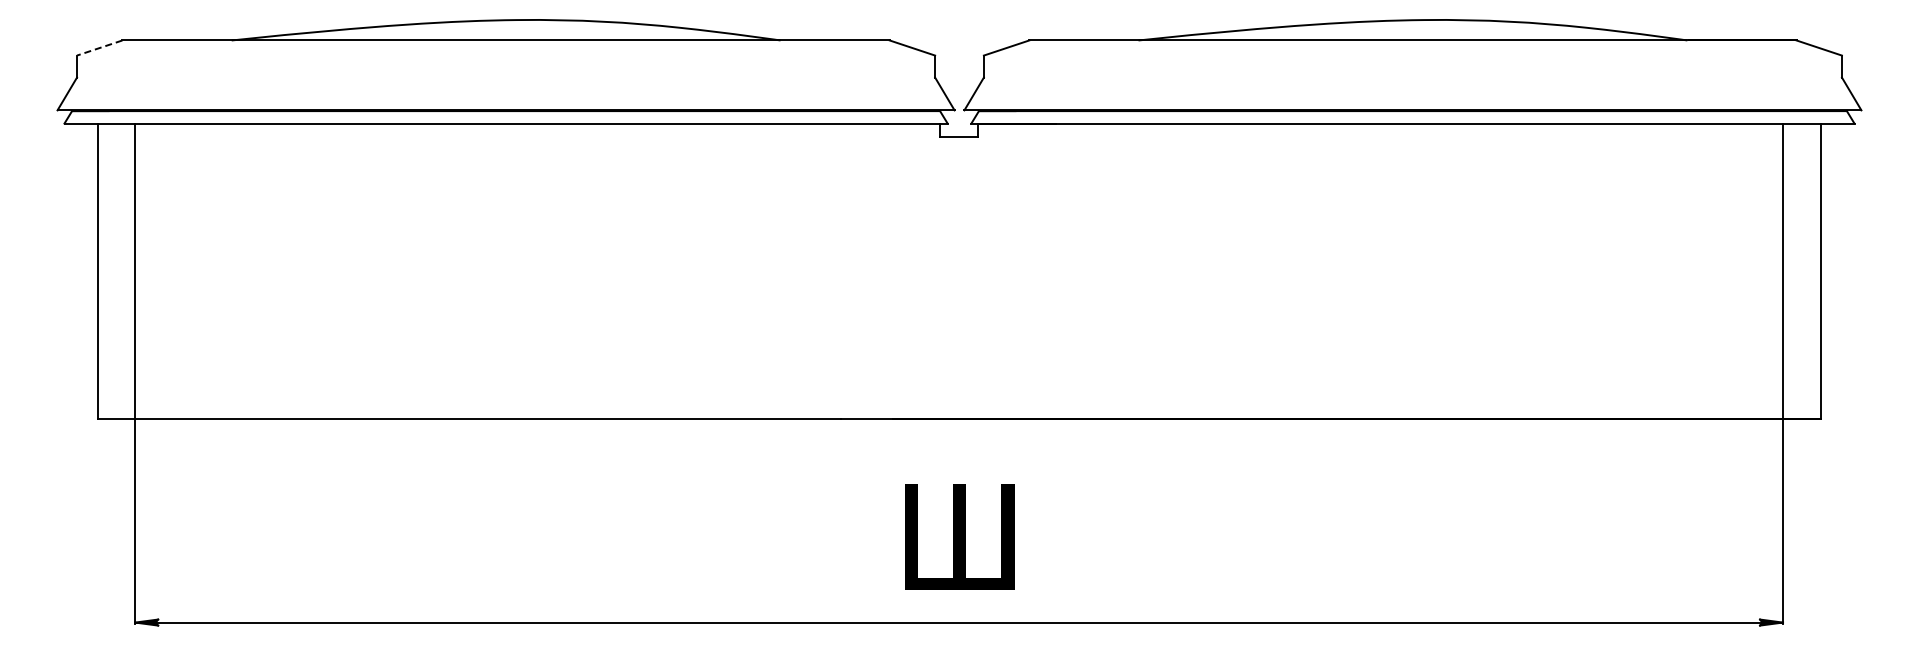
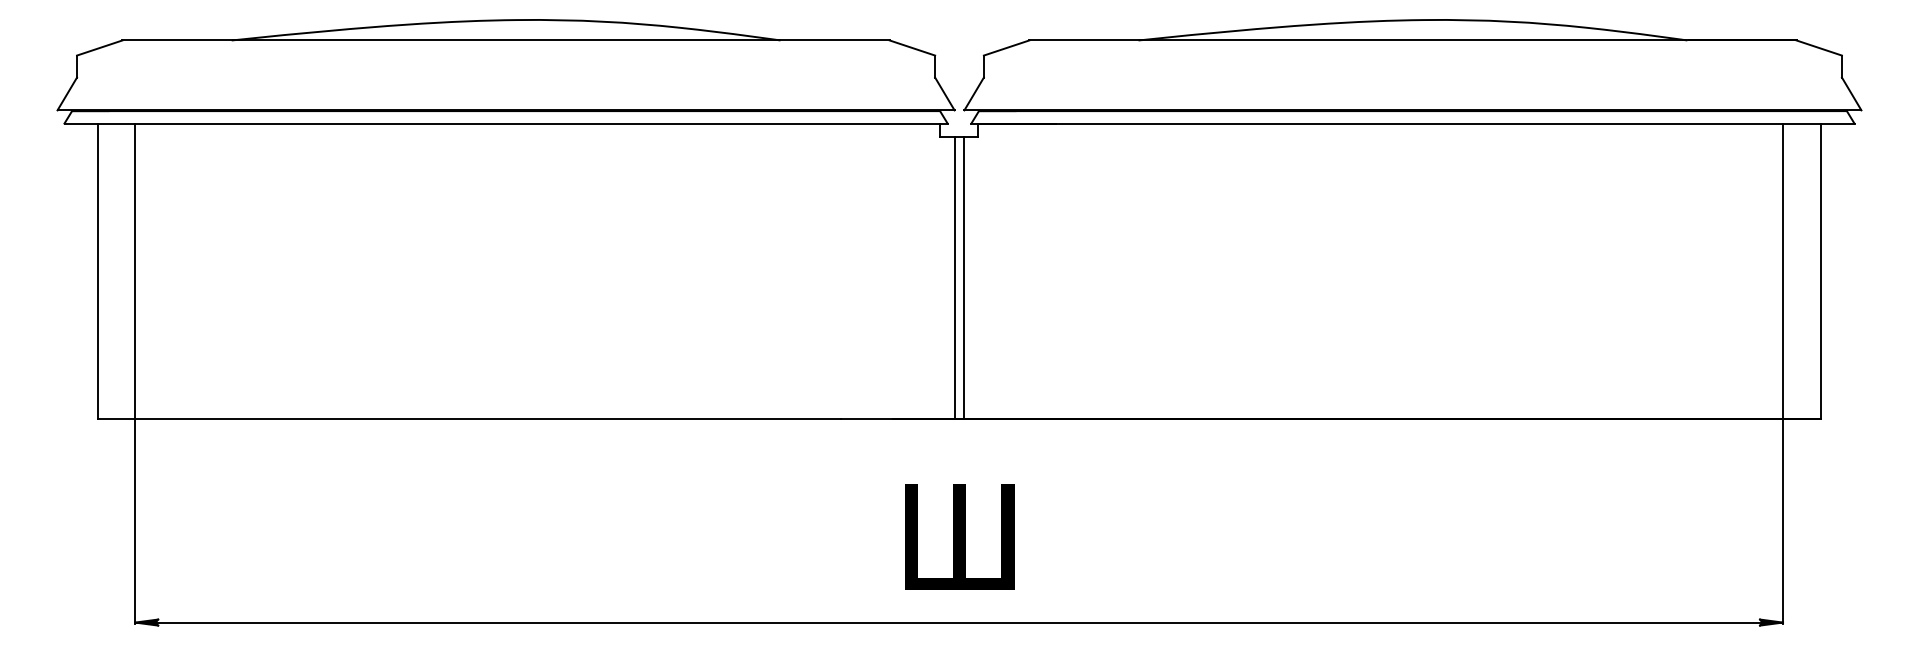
line: dashed -> solid (99, 48)
line: none -> present (954, 277)
line: none -> present (964, 277)
